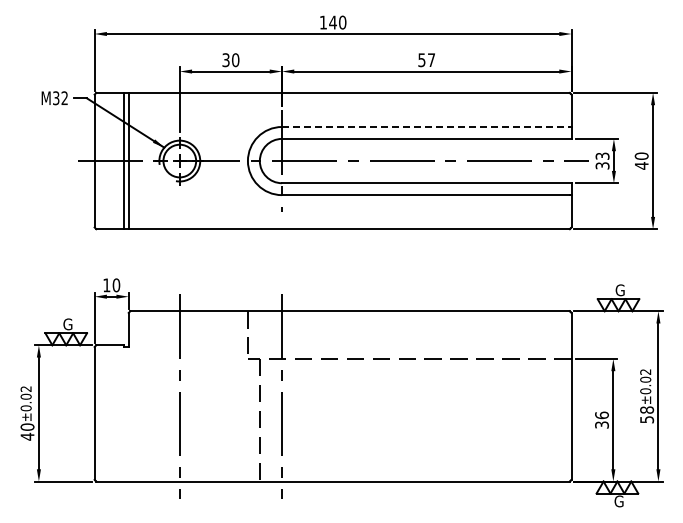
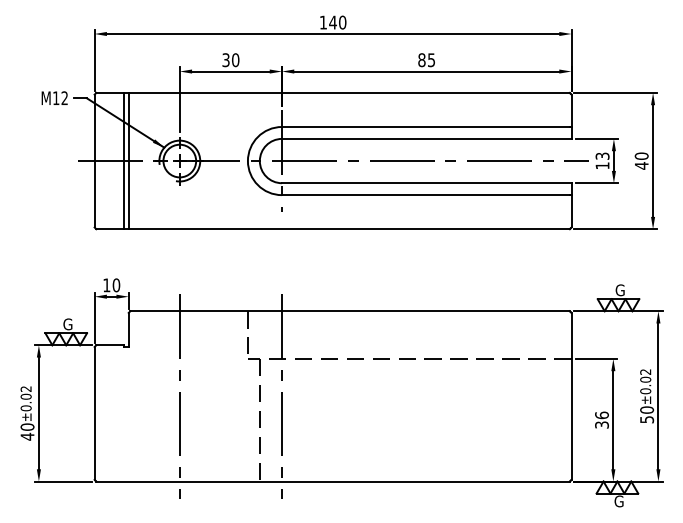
text: 57 -> 85 (426, 60)
text: M32 -> M12 (56, 98)
line: dashed -> solid (425, 127)
text: 33 -> 13 (602, 165)
text: 58 -> 50 (646, 409)
